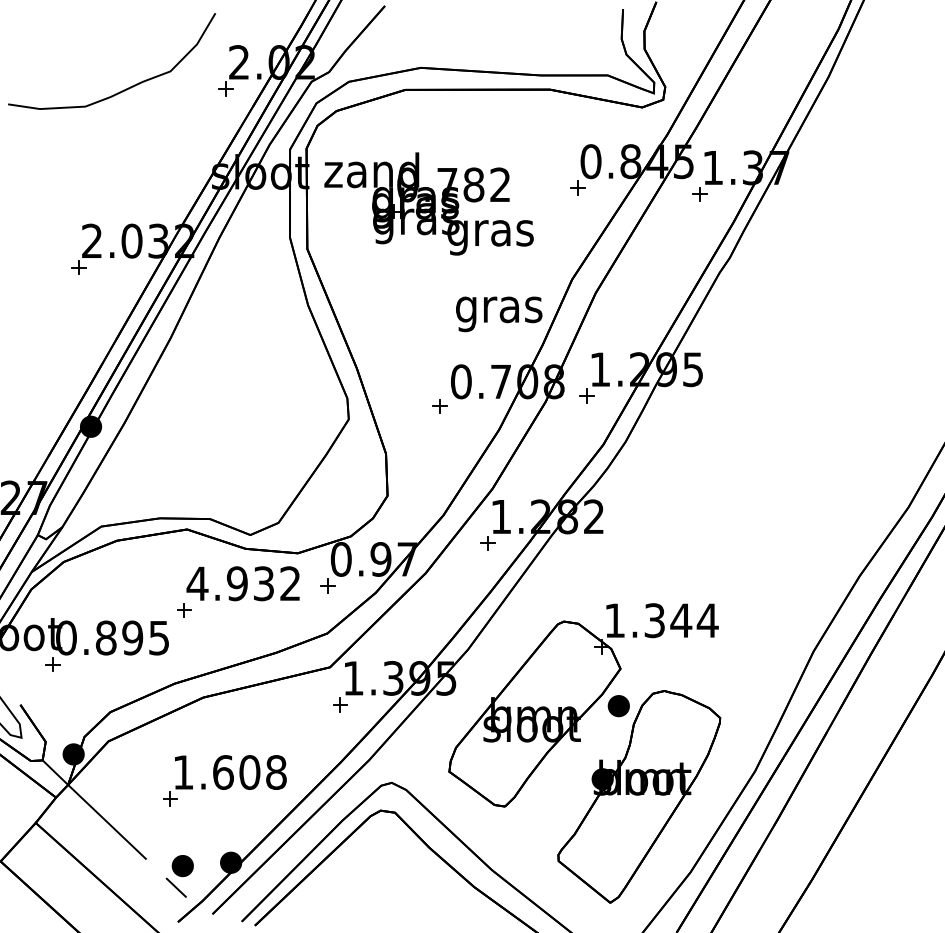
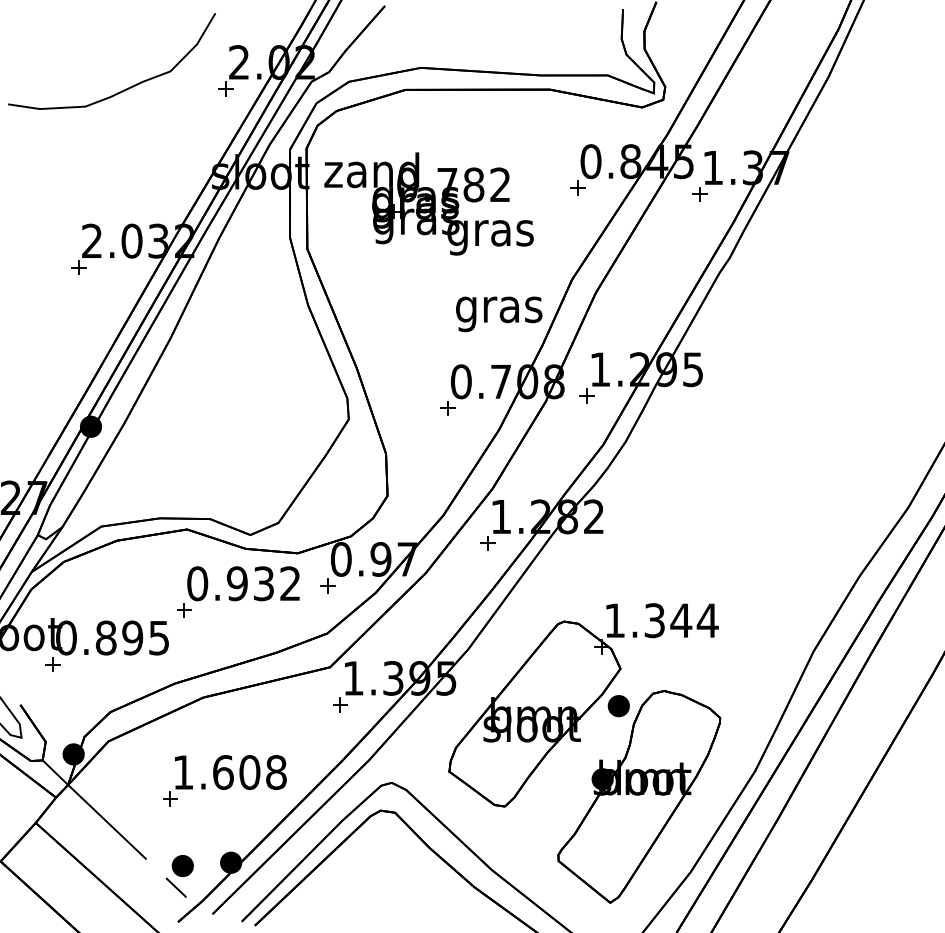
part position: (439, 406) -> (447, 408) (447, 408)
text: 4.932 -> 0.932 (197, 583)
